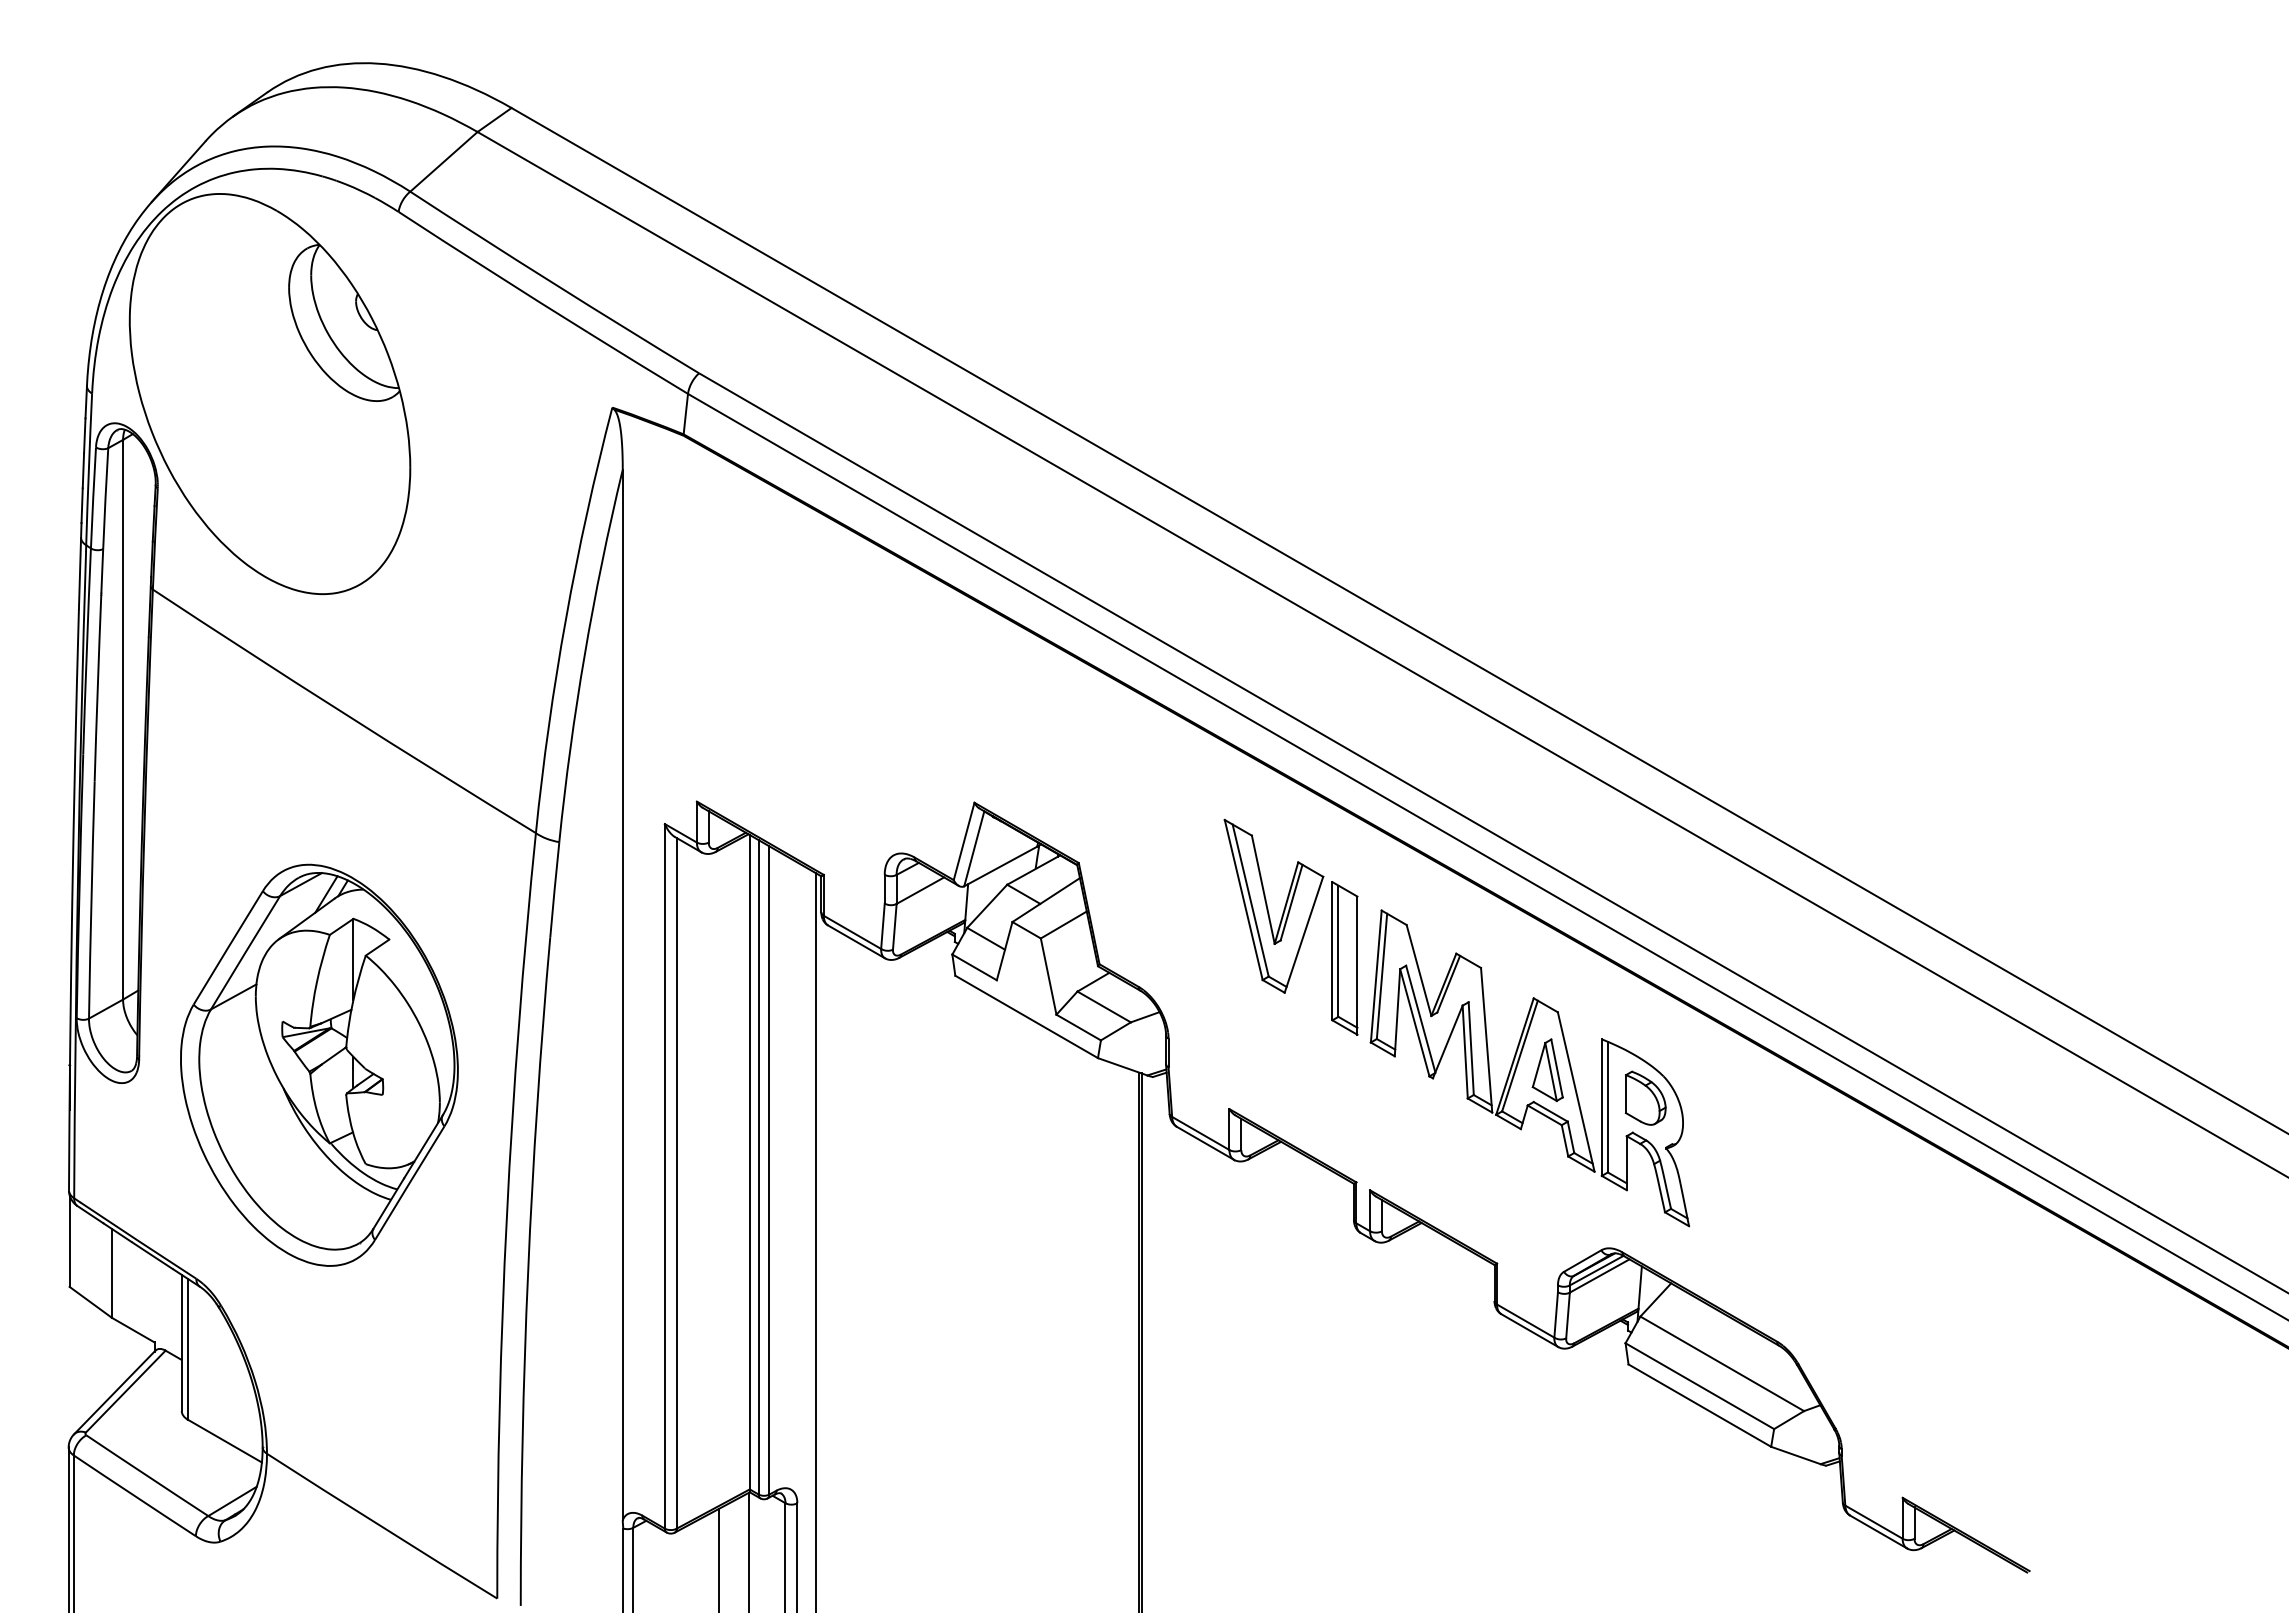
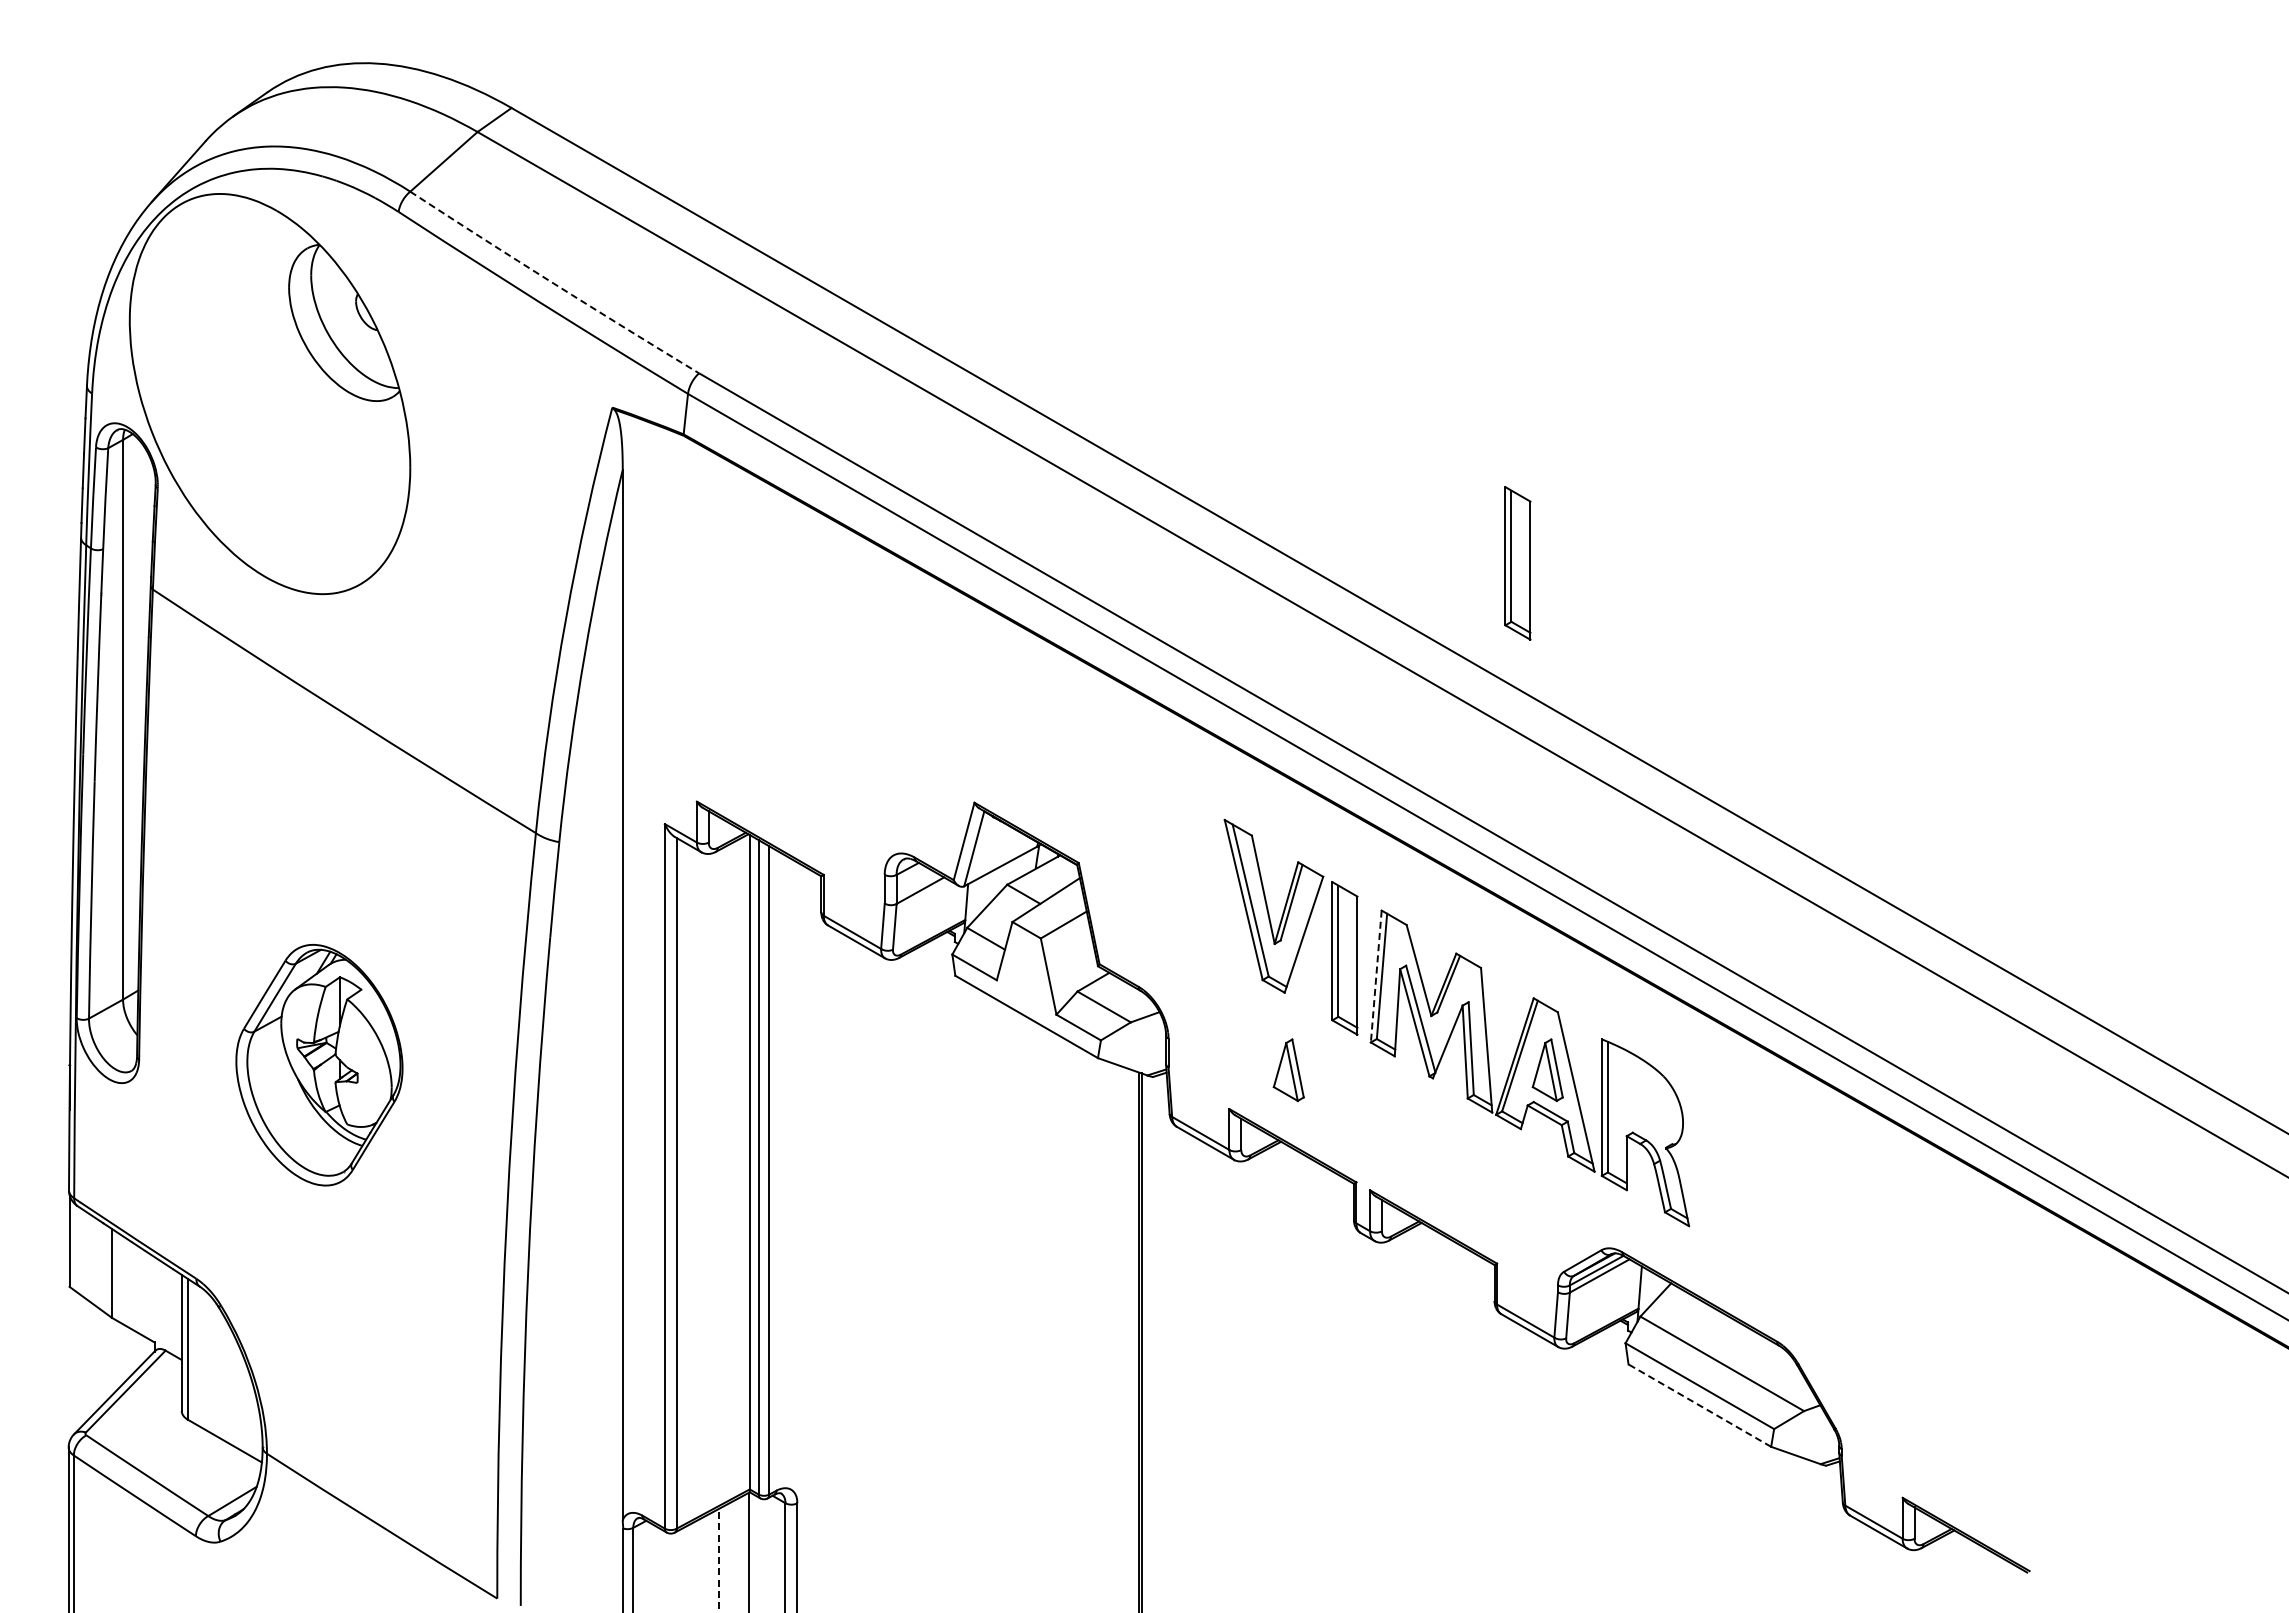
arc: solid -> dashed (553, 283)
part: none -> present (1517, 563)
line: solid -> dashed (1376, 977)
part size: 279x404 px -> 169x243 px (319, 1065)
part: none -> present (1288, 1070)
part: present -> none (1645, 1097)
line: present -> none (815, 1241)
line: solid -> dashed (1699, 1405)
line: solid -> dashed (718, 1560)
